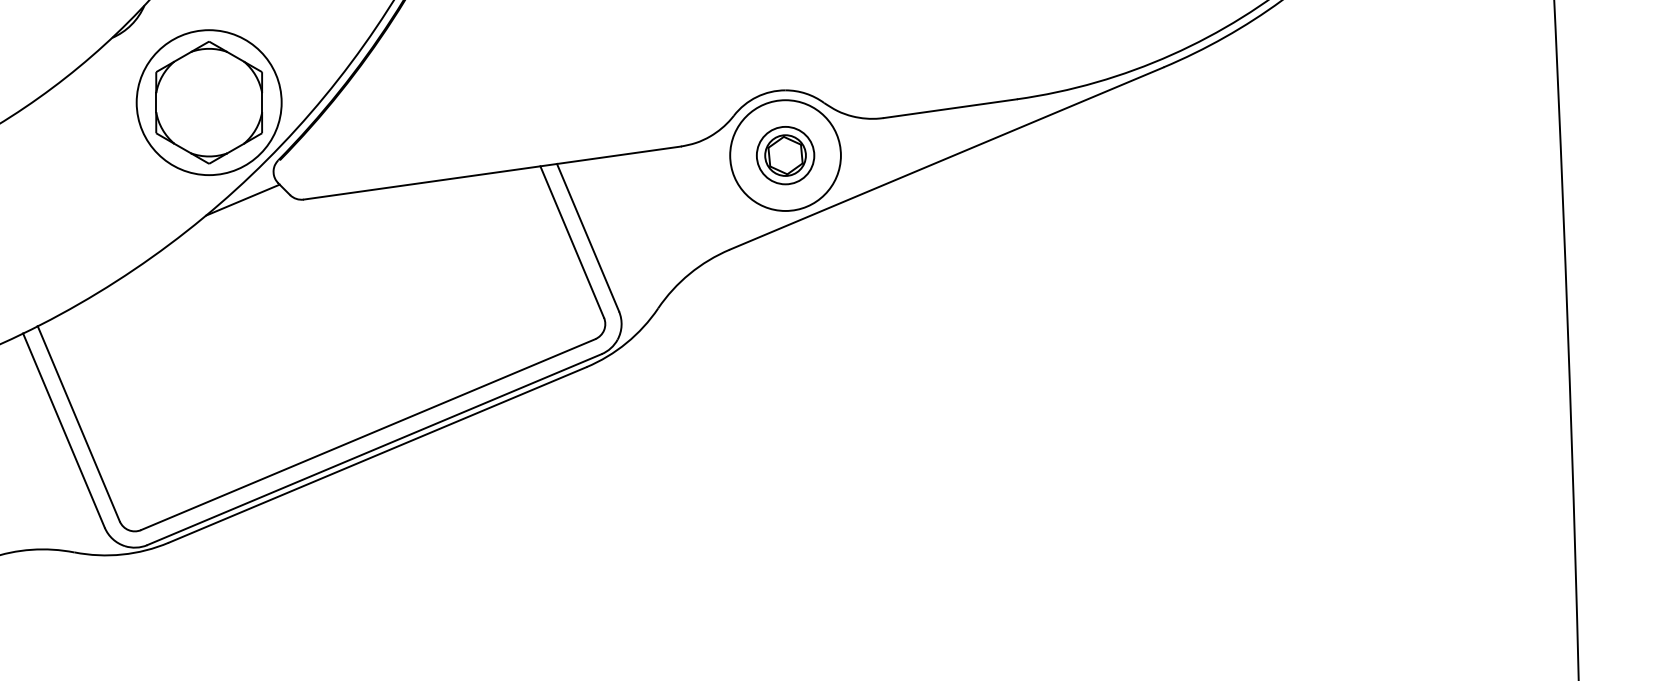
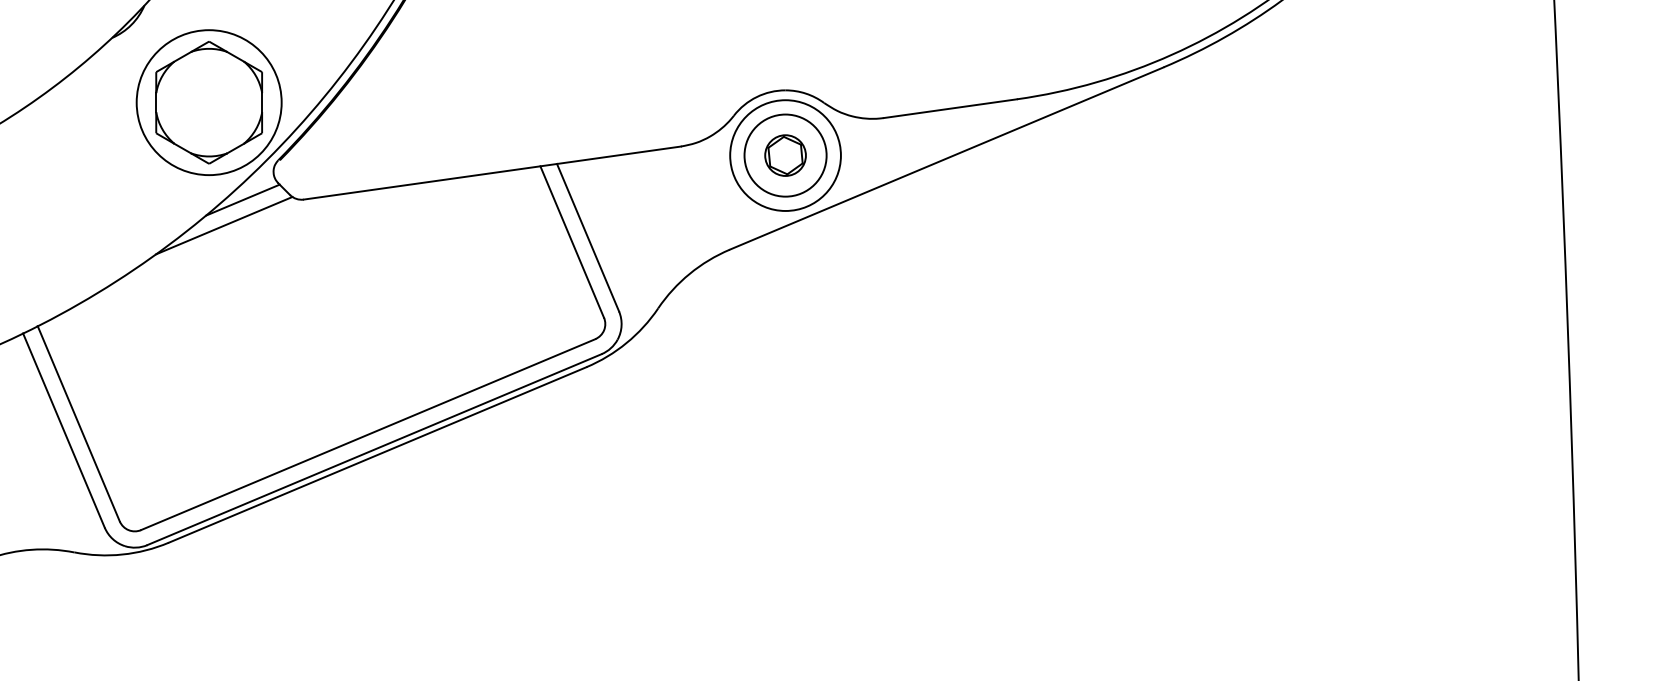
circle diameter: 57 px -> 82 px (785, 155)
line: none -> present (224, 225)
